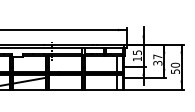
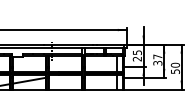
text: 15 -> 25 (136, 59)
